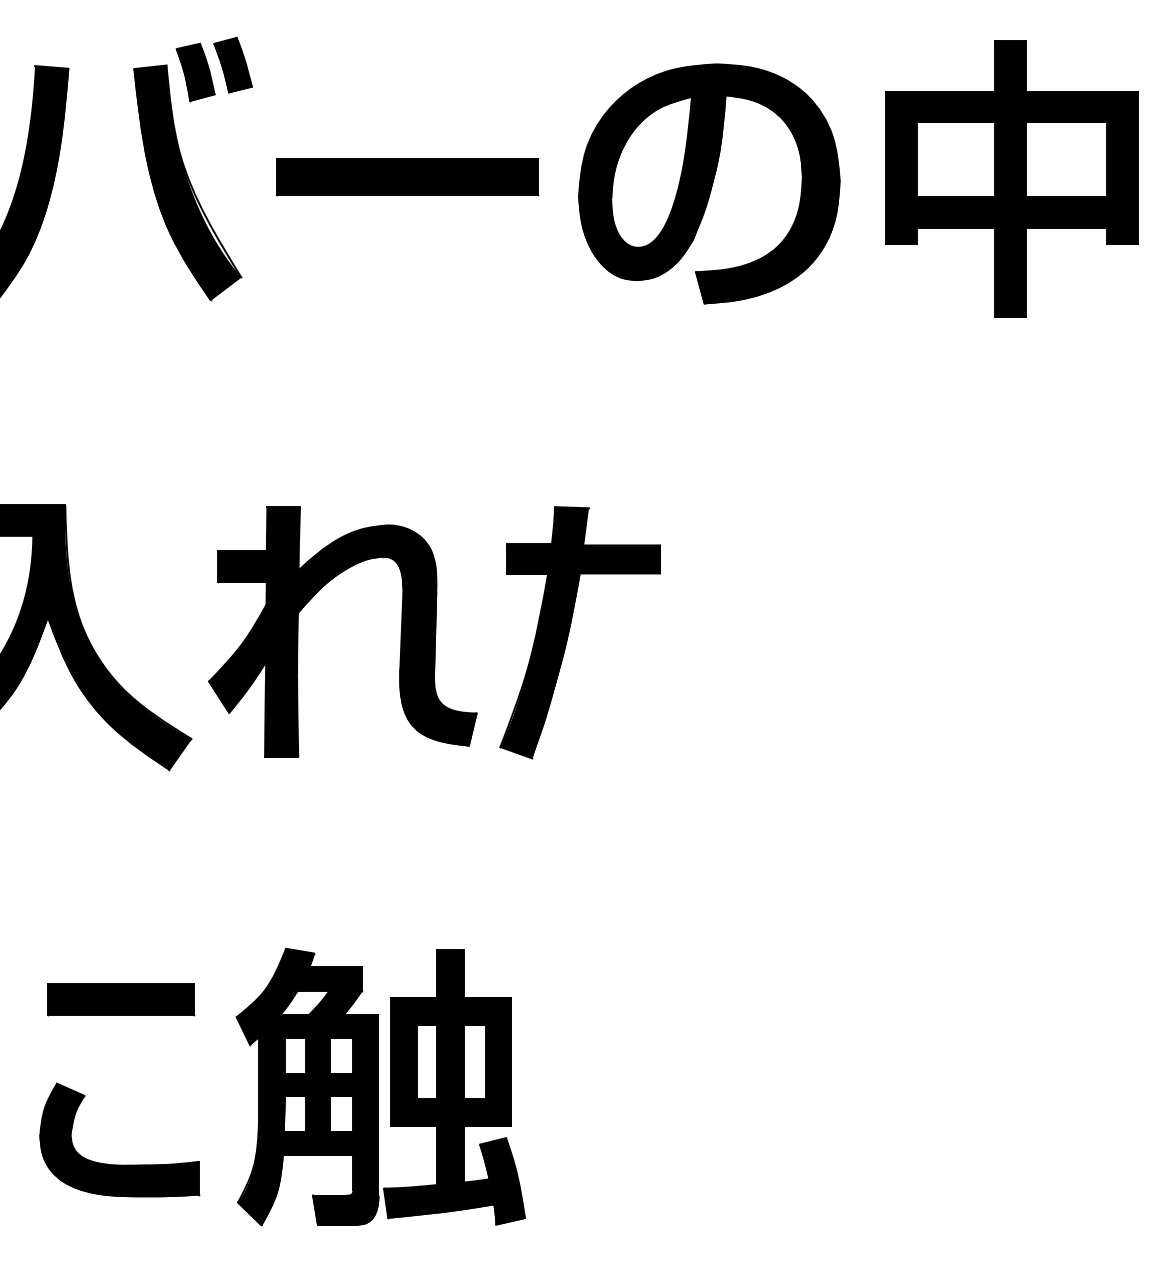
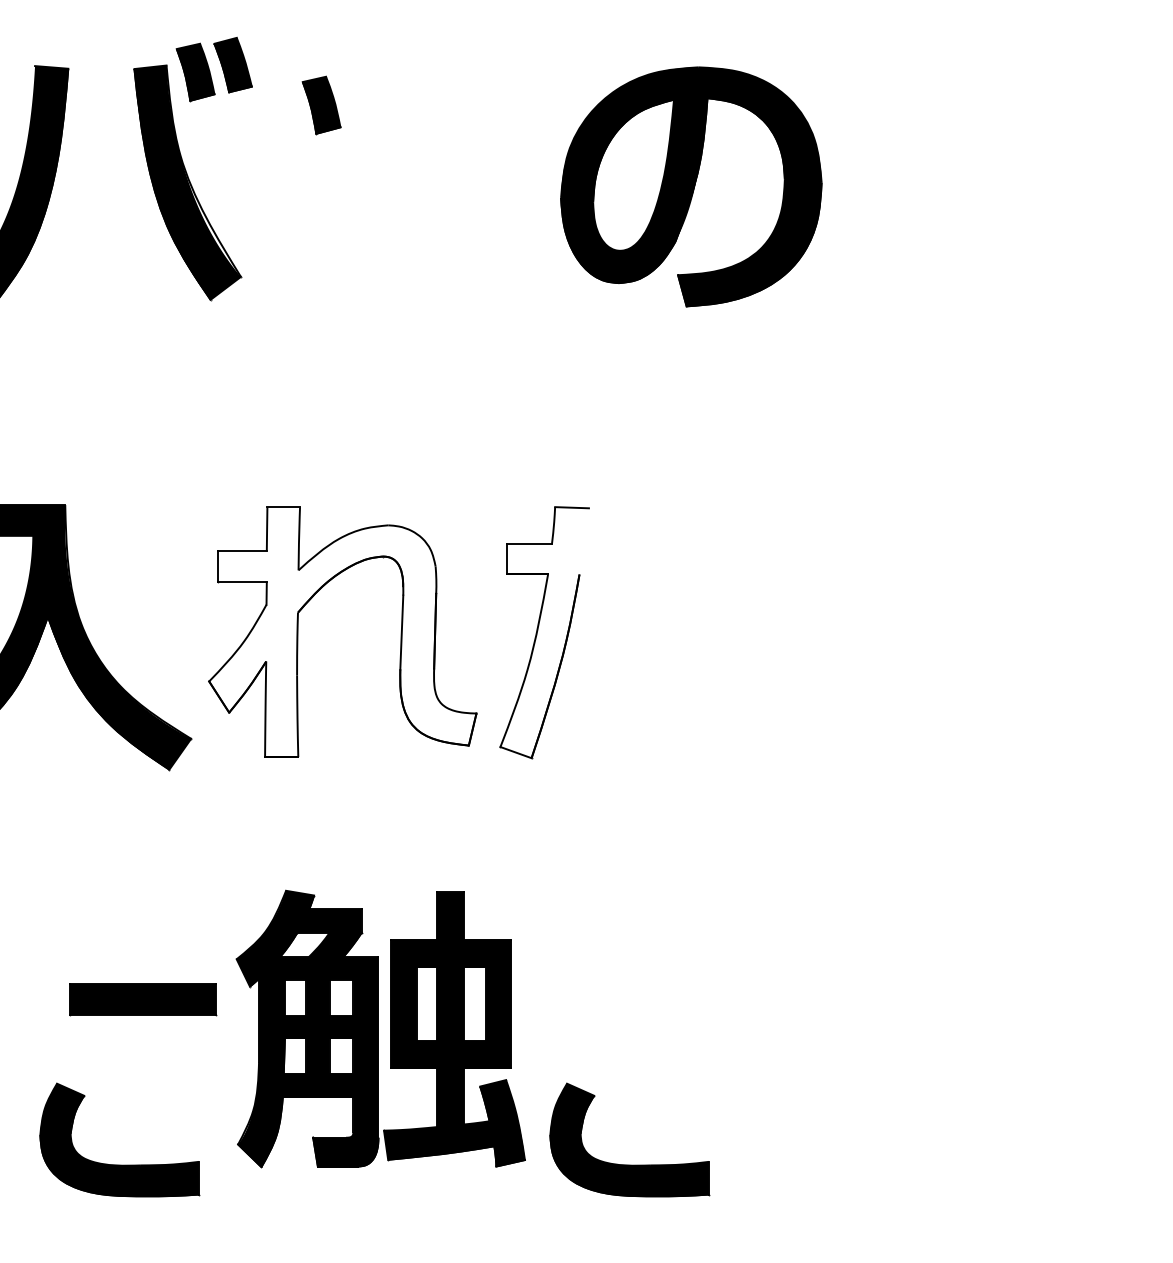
part: none -> present (321, 105)
part: present -> none (407, 177)
part: present -> none (1011, 178)
part position: (709, 183) -> (691, 186) (691, 186)
fill: present -> none (342, 632)
fill: present -> none (580, 632)
part position: (121, 999) -> (143, 999) (143, 999)
part position: (380, 1086) -> (380, 1028) (380, 1028)
part: none -> present (629, 1164)
